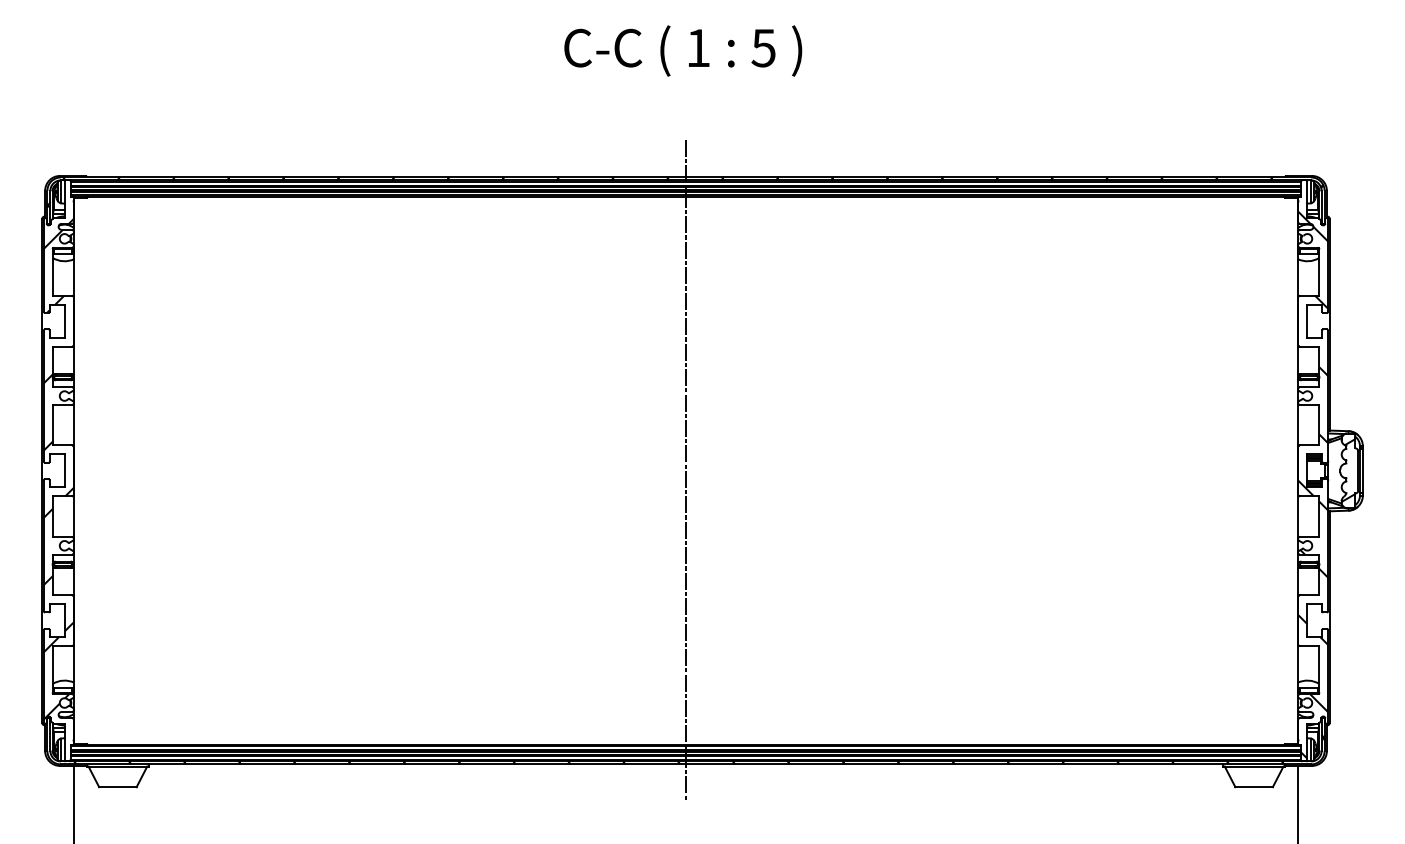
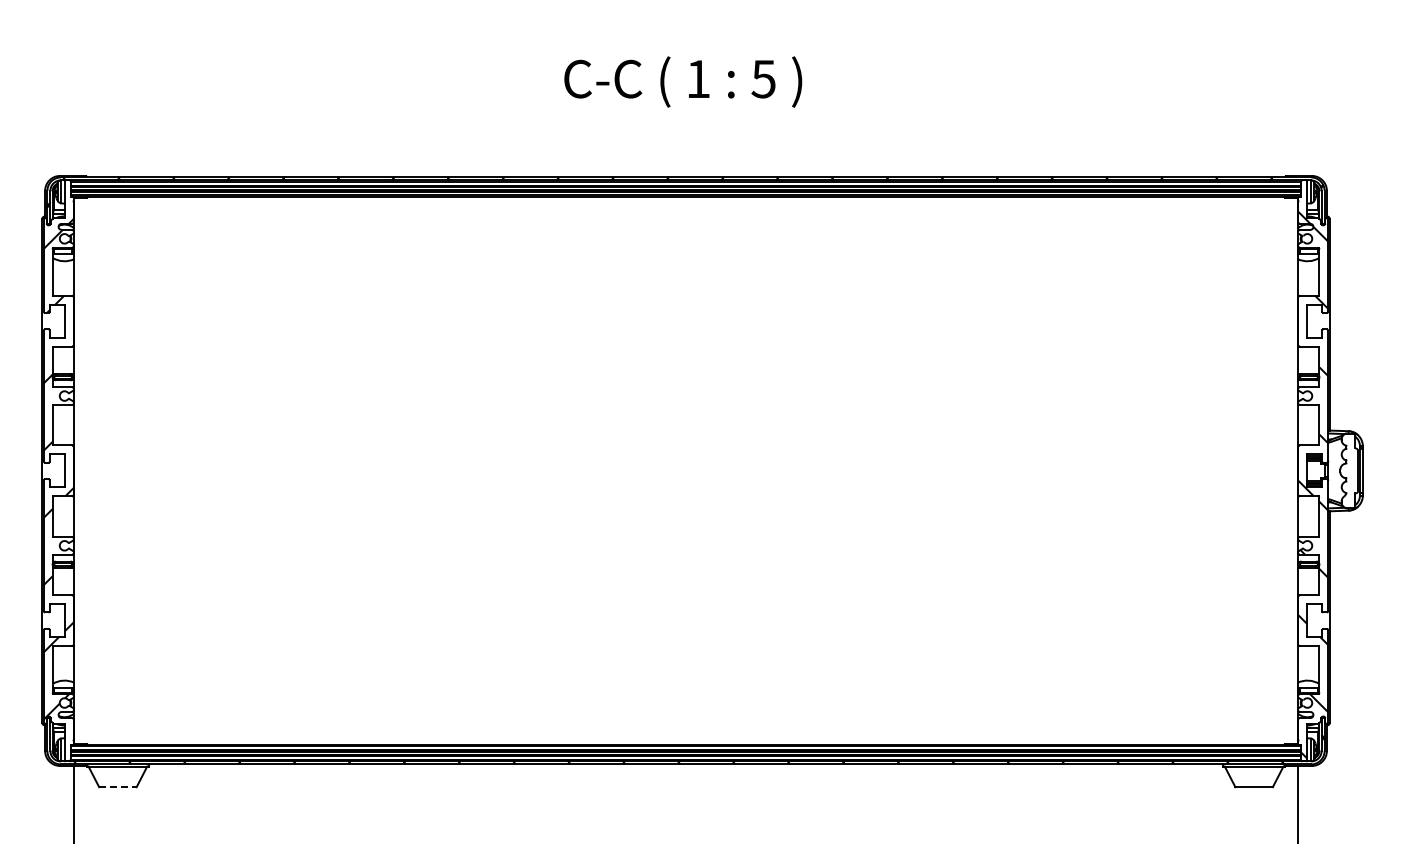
text position: (683, 50) -> (683, 81) (683, 81)
line: present -> none (686, 470)
hatch: present -> none (1348, 470)
line: solid -> dashed (117, 787)
